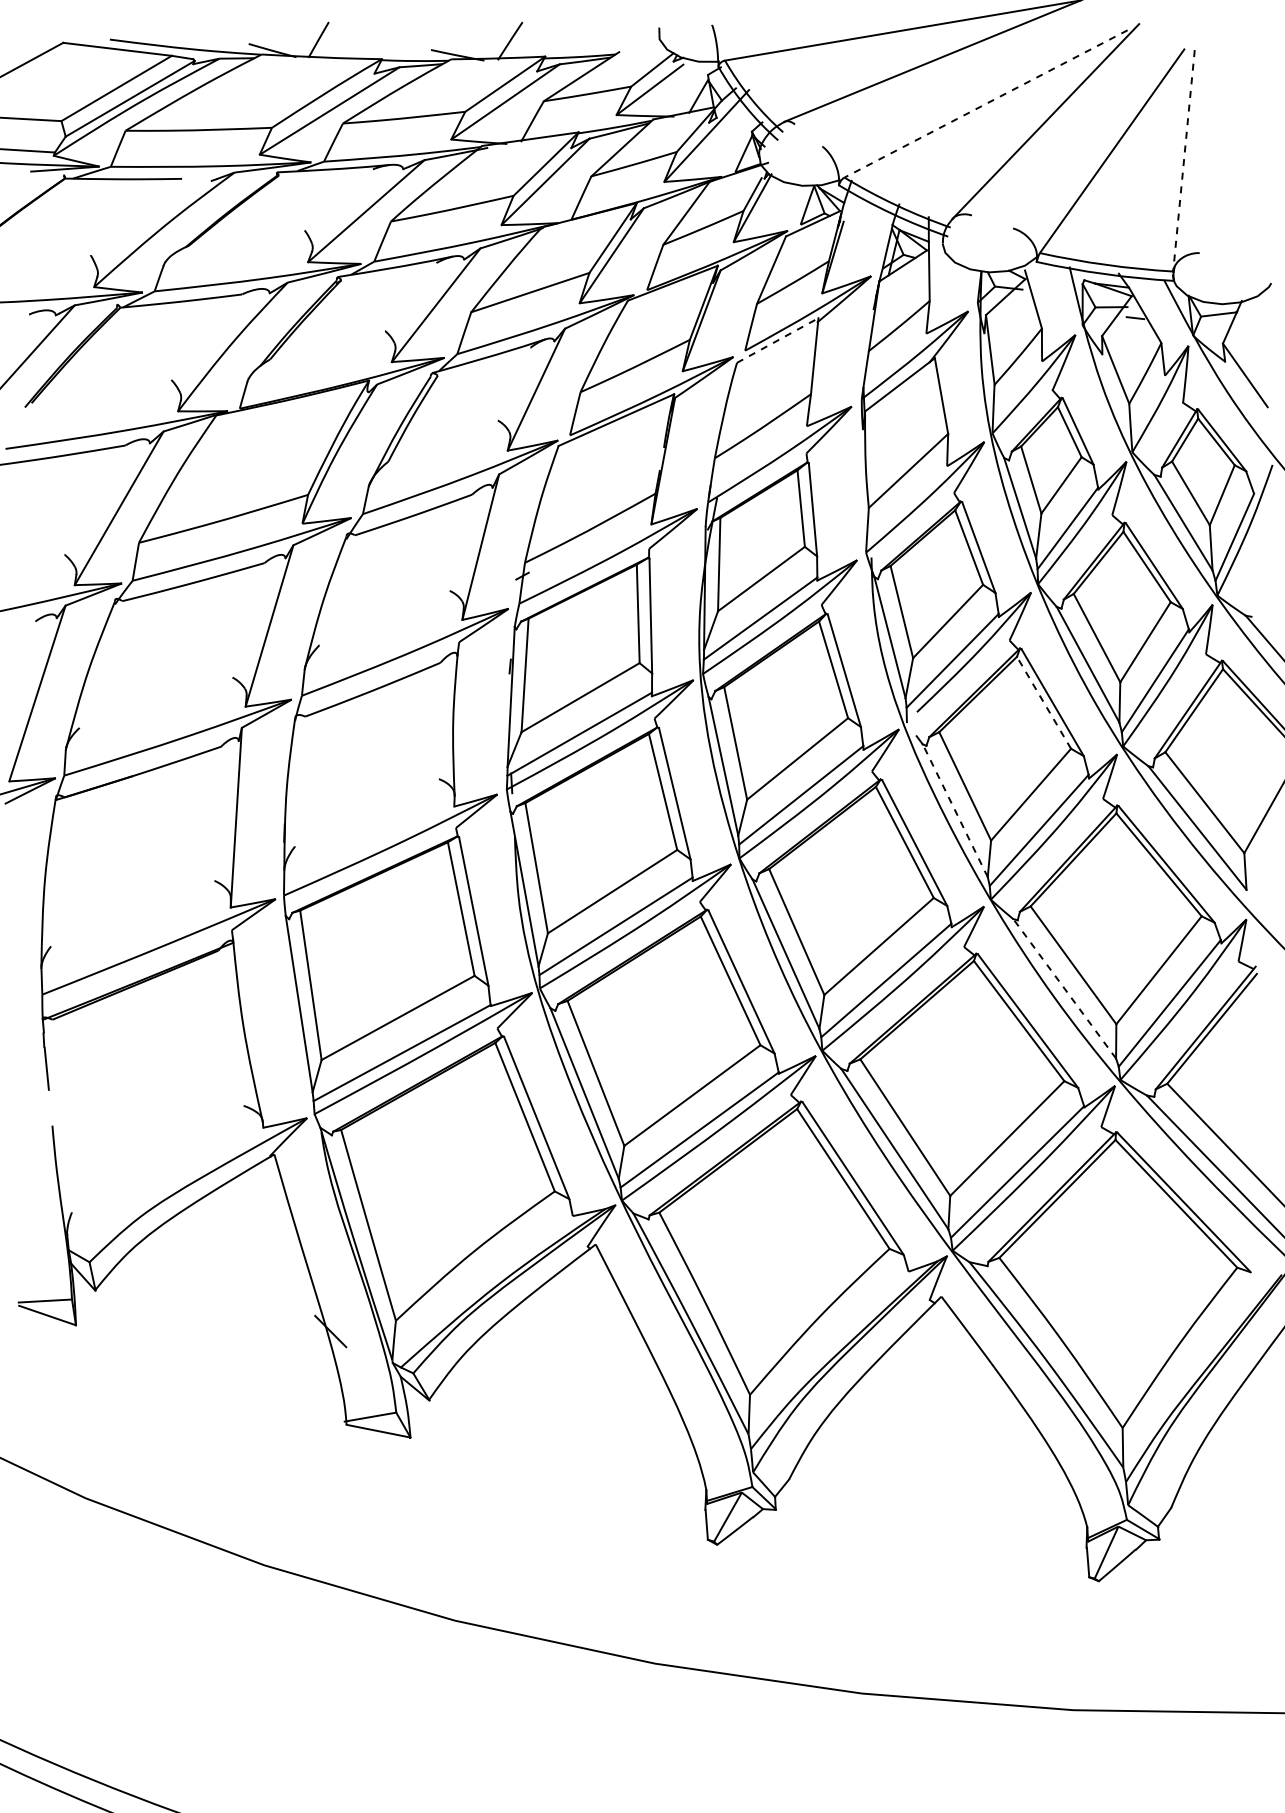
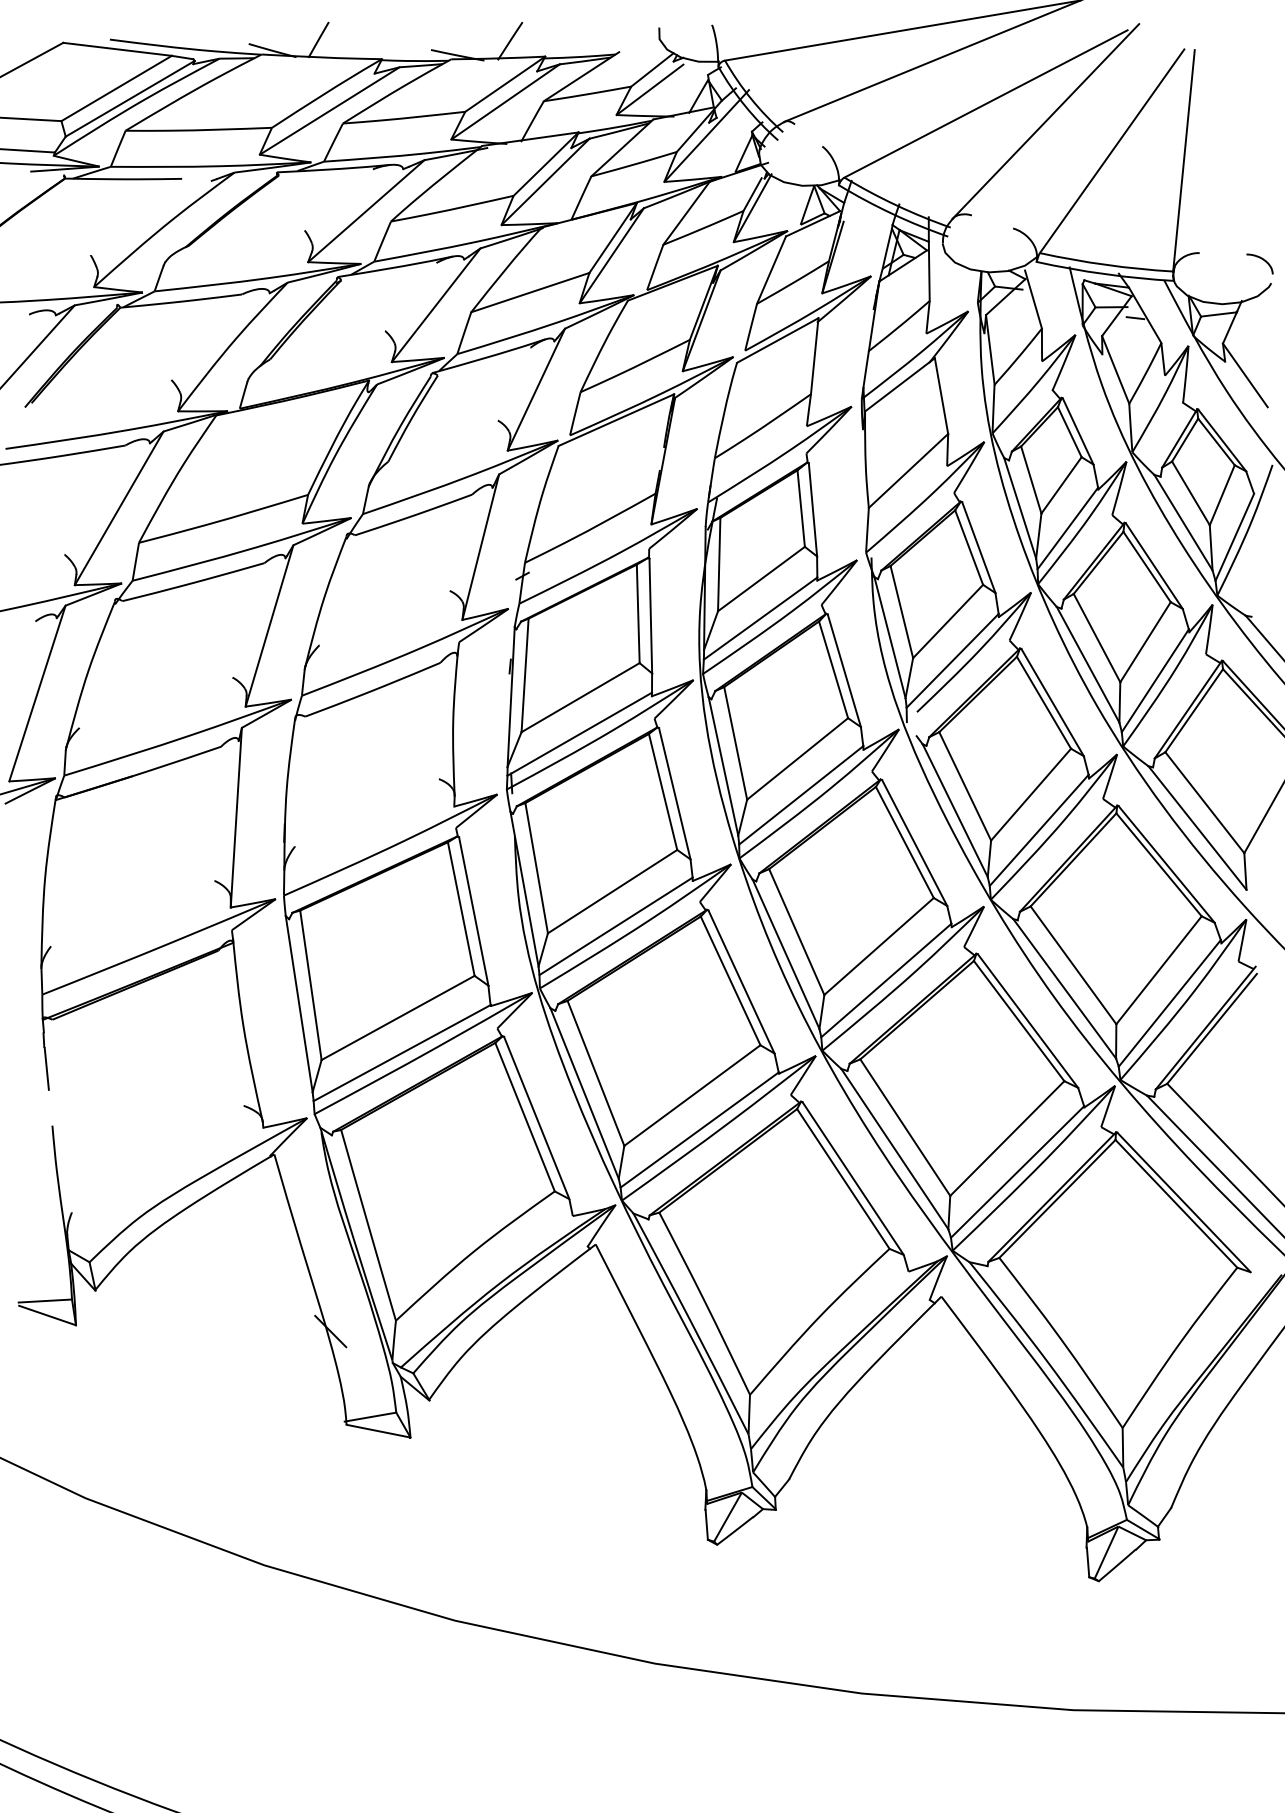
line: dashed -> solid (986, 103)
line: dashed -> solid (1183, 161)
curve: none -> present (1261, 259)
line: dashed -> solid (778, 340)
line: dashed -> solid (1043, 702)
line: dashed -> solid (955, 810)
line: dashed -> solid (1064, 988)
